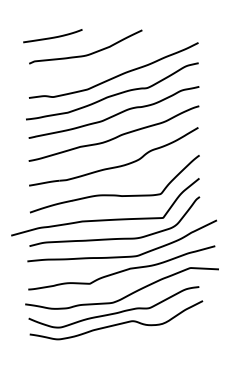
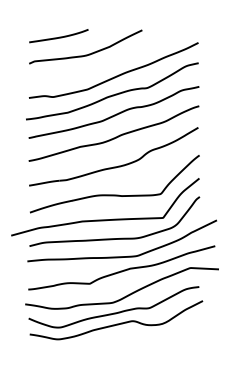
curve position: (53, 36) -> (59, 36) (59, 36)
